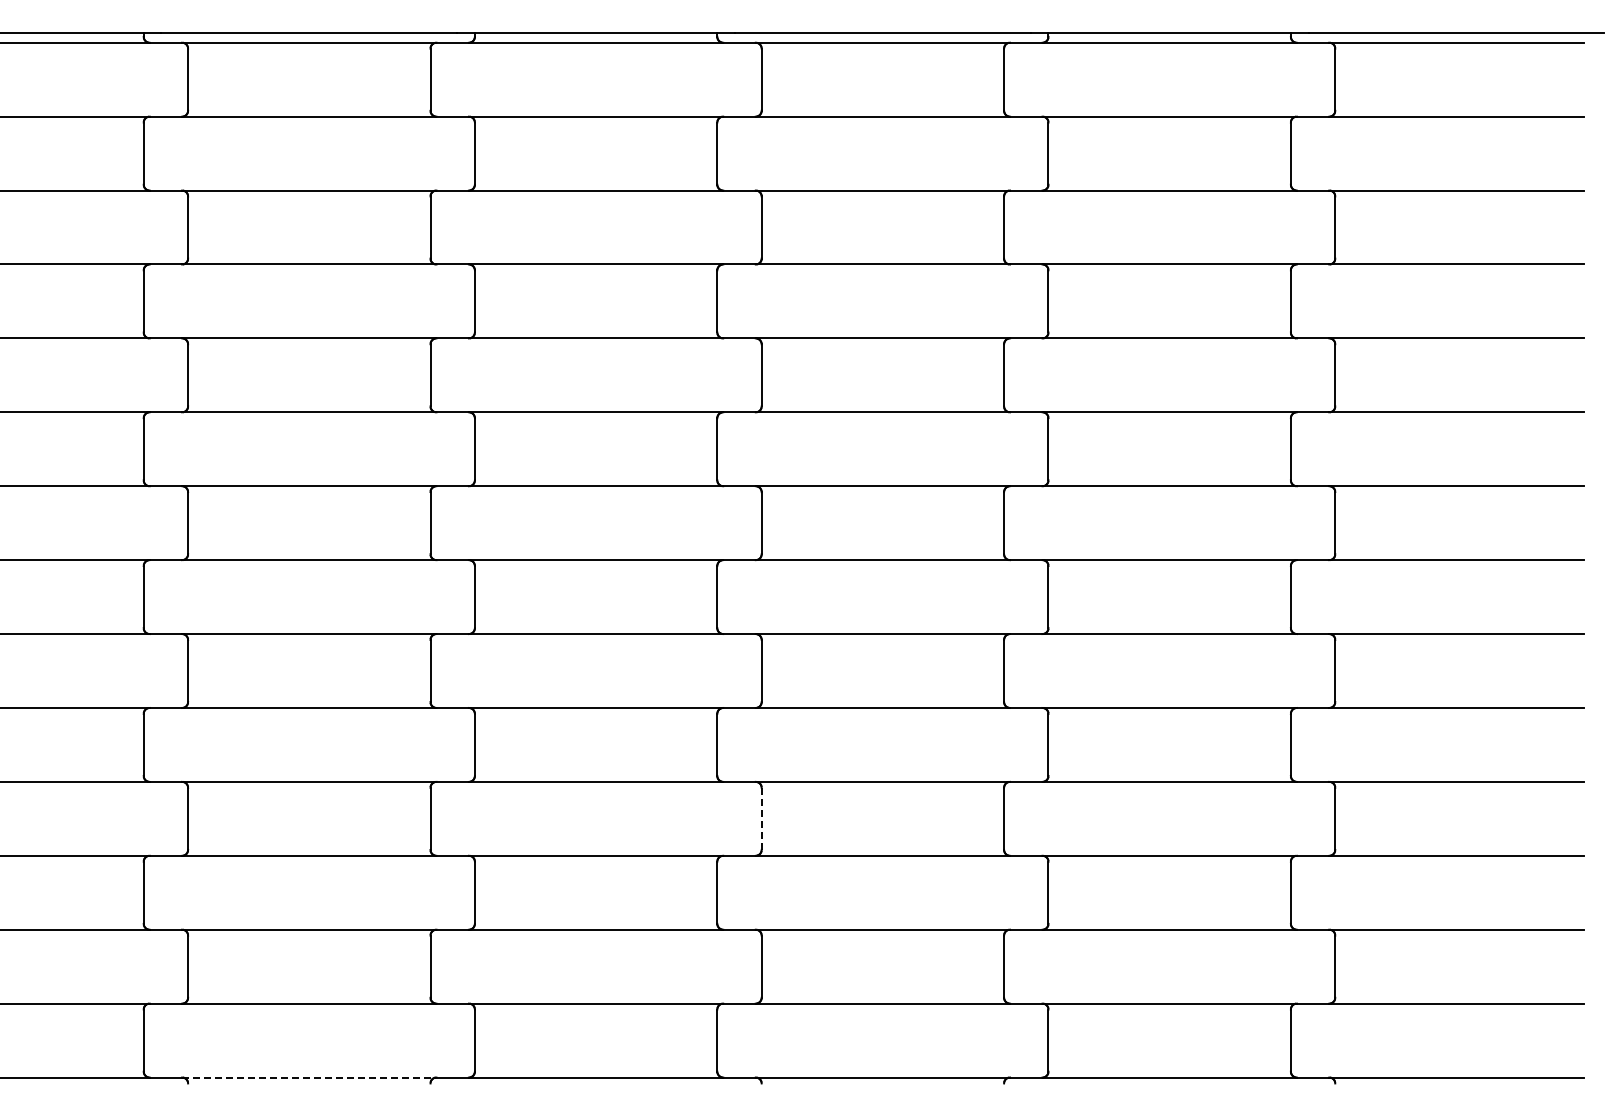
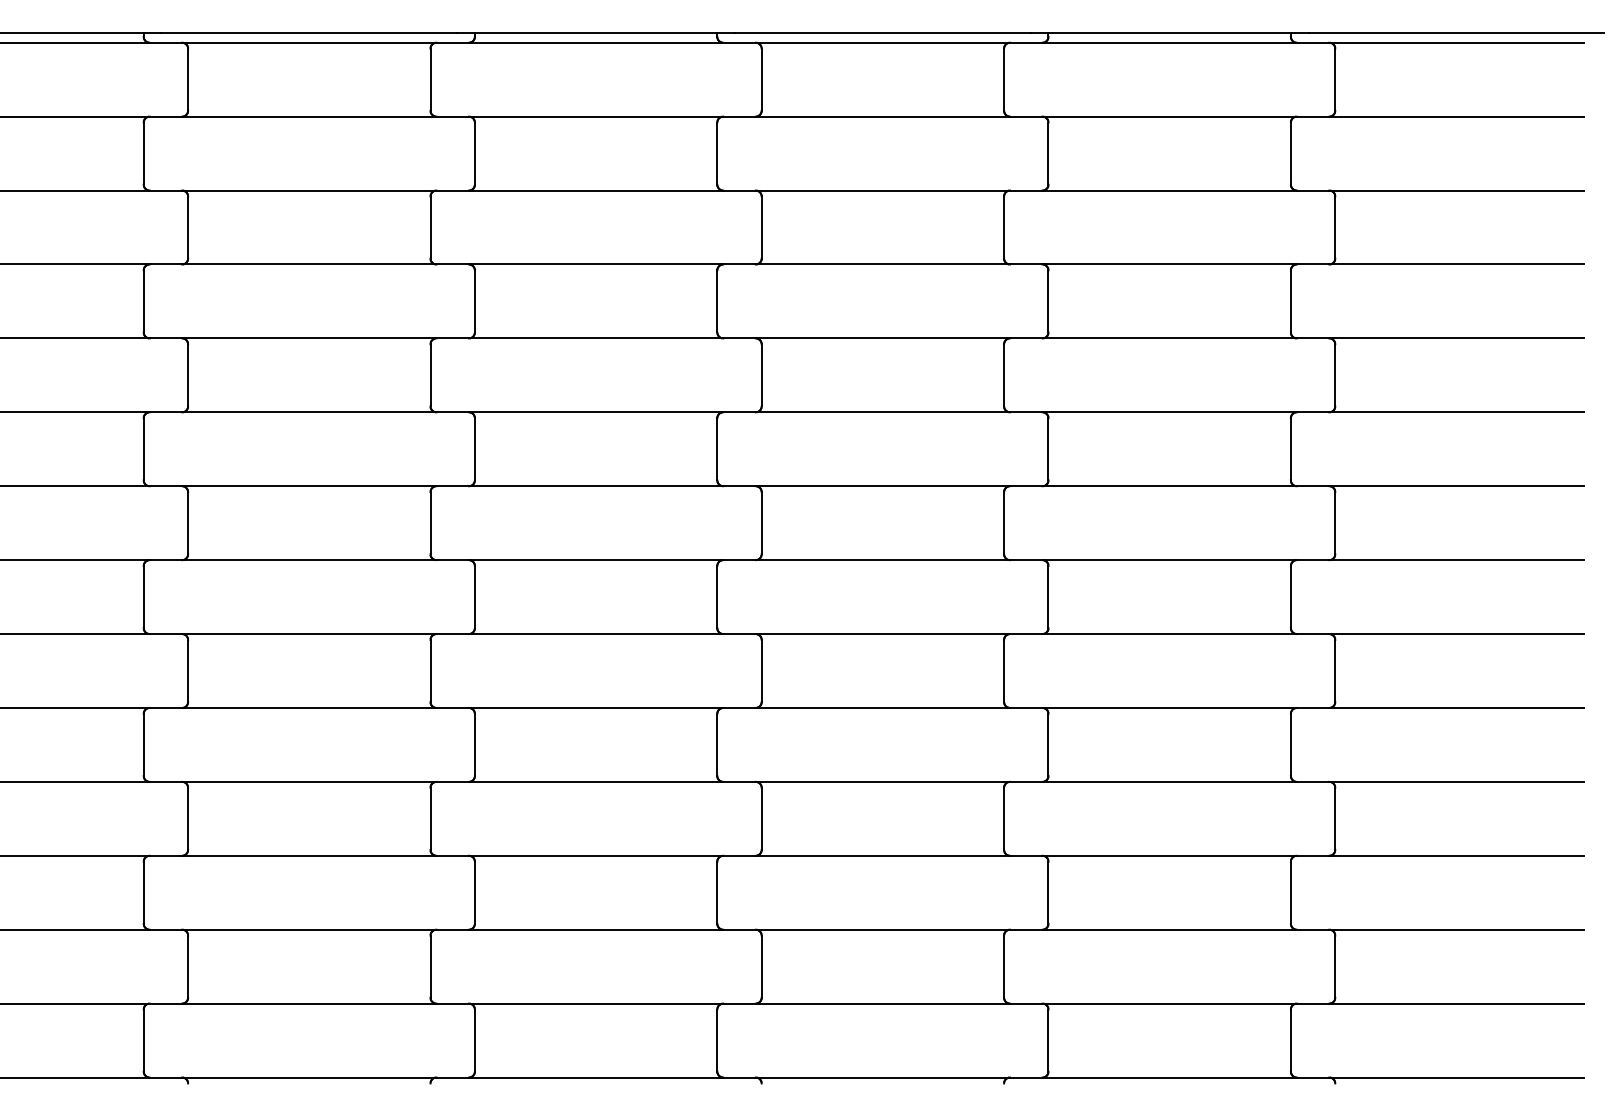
line: dashed -> solid (761, 818)
line: dashed -> solid (309, 1077)
